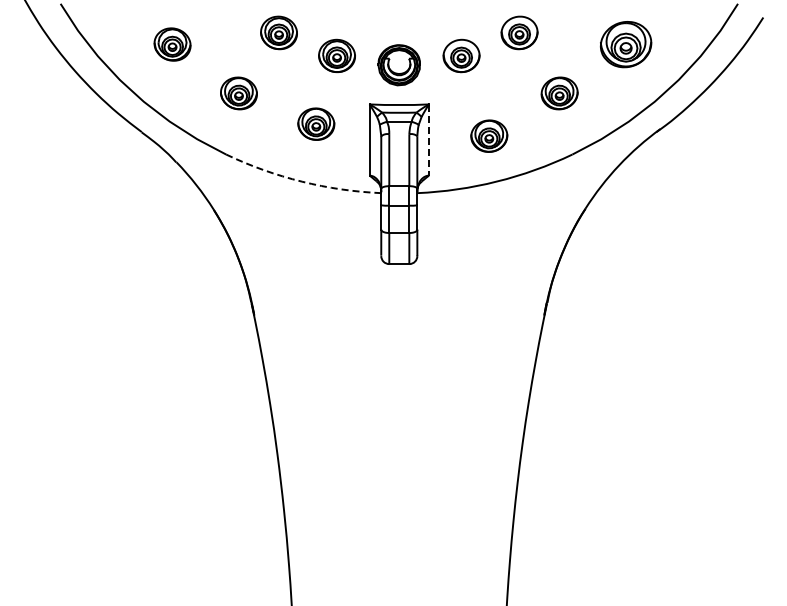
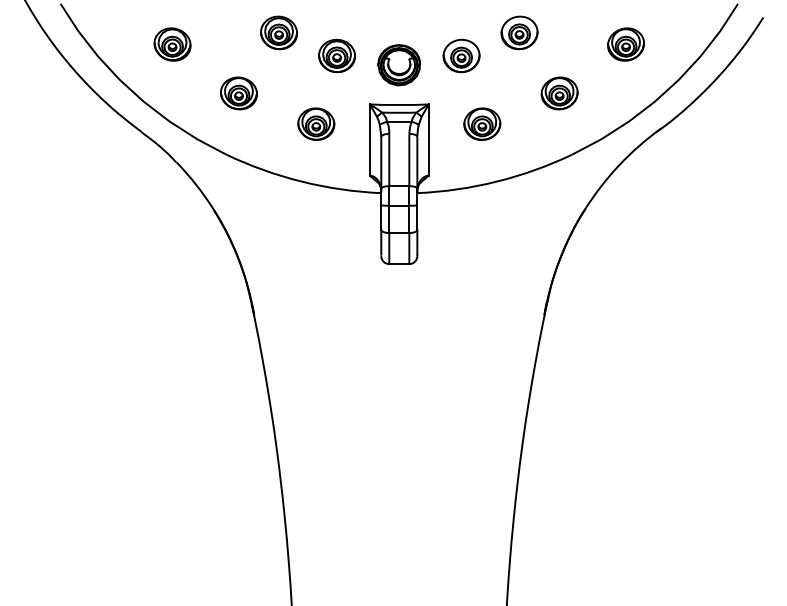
part size: 53x48 px -> 38x35 px (625, 44)
part position: (489, 135) -> (482, 123) (482, 123)
line: dashed -> solid (429, 140)
arc: dashed -> solid (302, 181)
